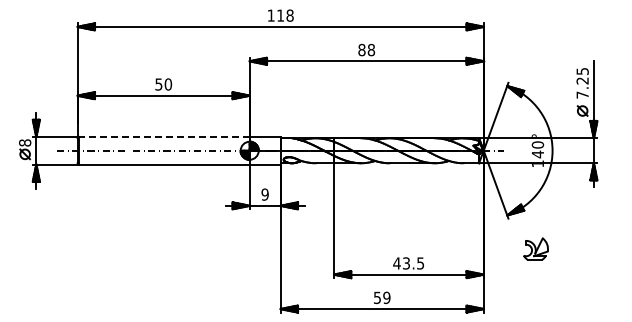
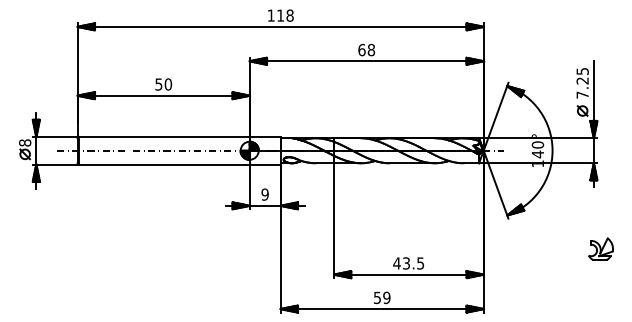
text: 88 -> 68 (361, 49)
line: dashed -> solid (163, 137)
part position: (535, 248) -> (600, 248) (600, 248)
